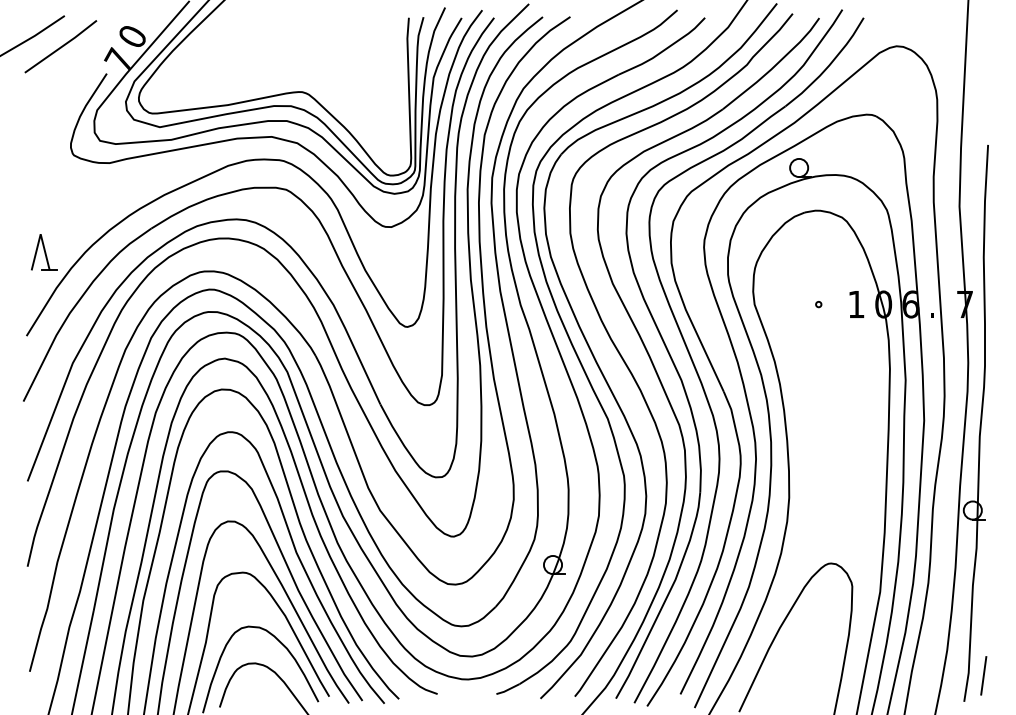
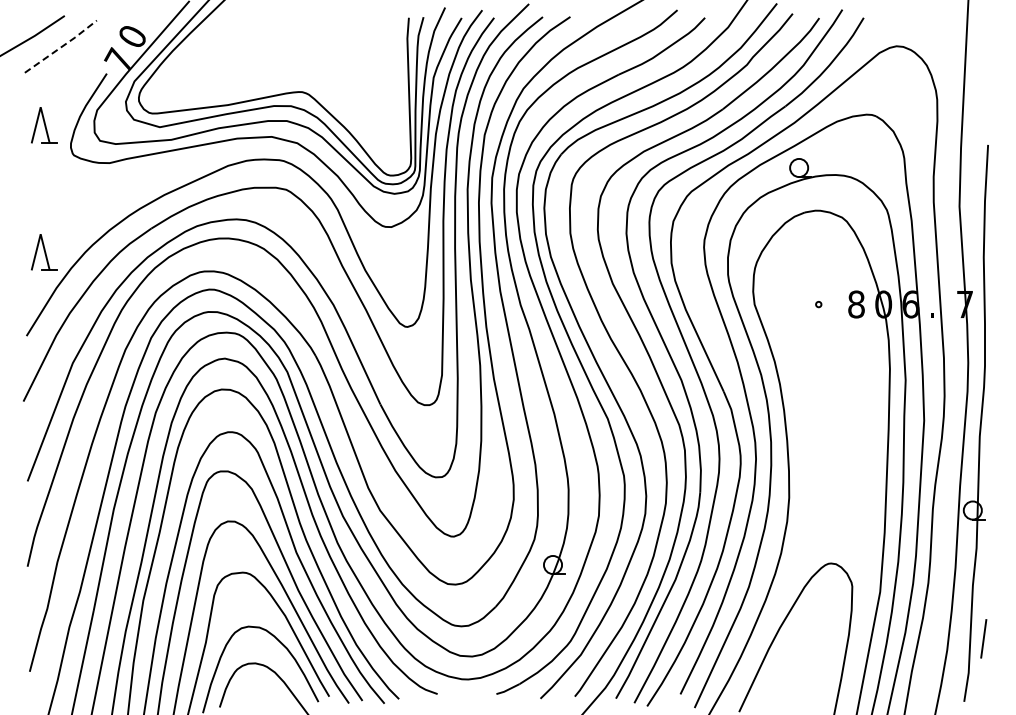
line: solid -> dashed (62, 46)
part: none -> present (44, 125)
text: 1 -> 8 (856, 304)
line position: (983, 675) -> (983, 638) (983, 638)
